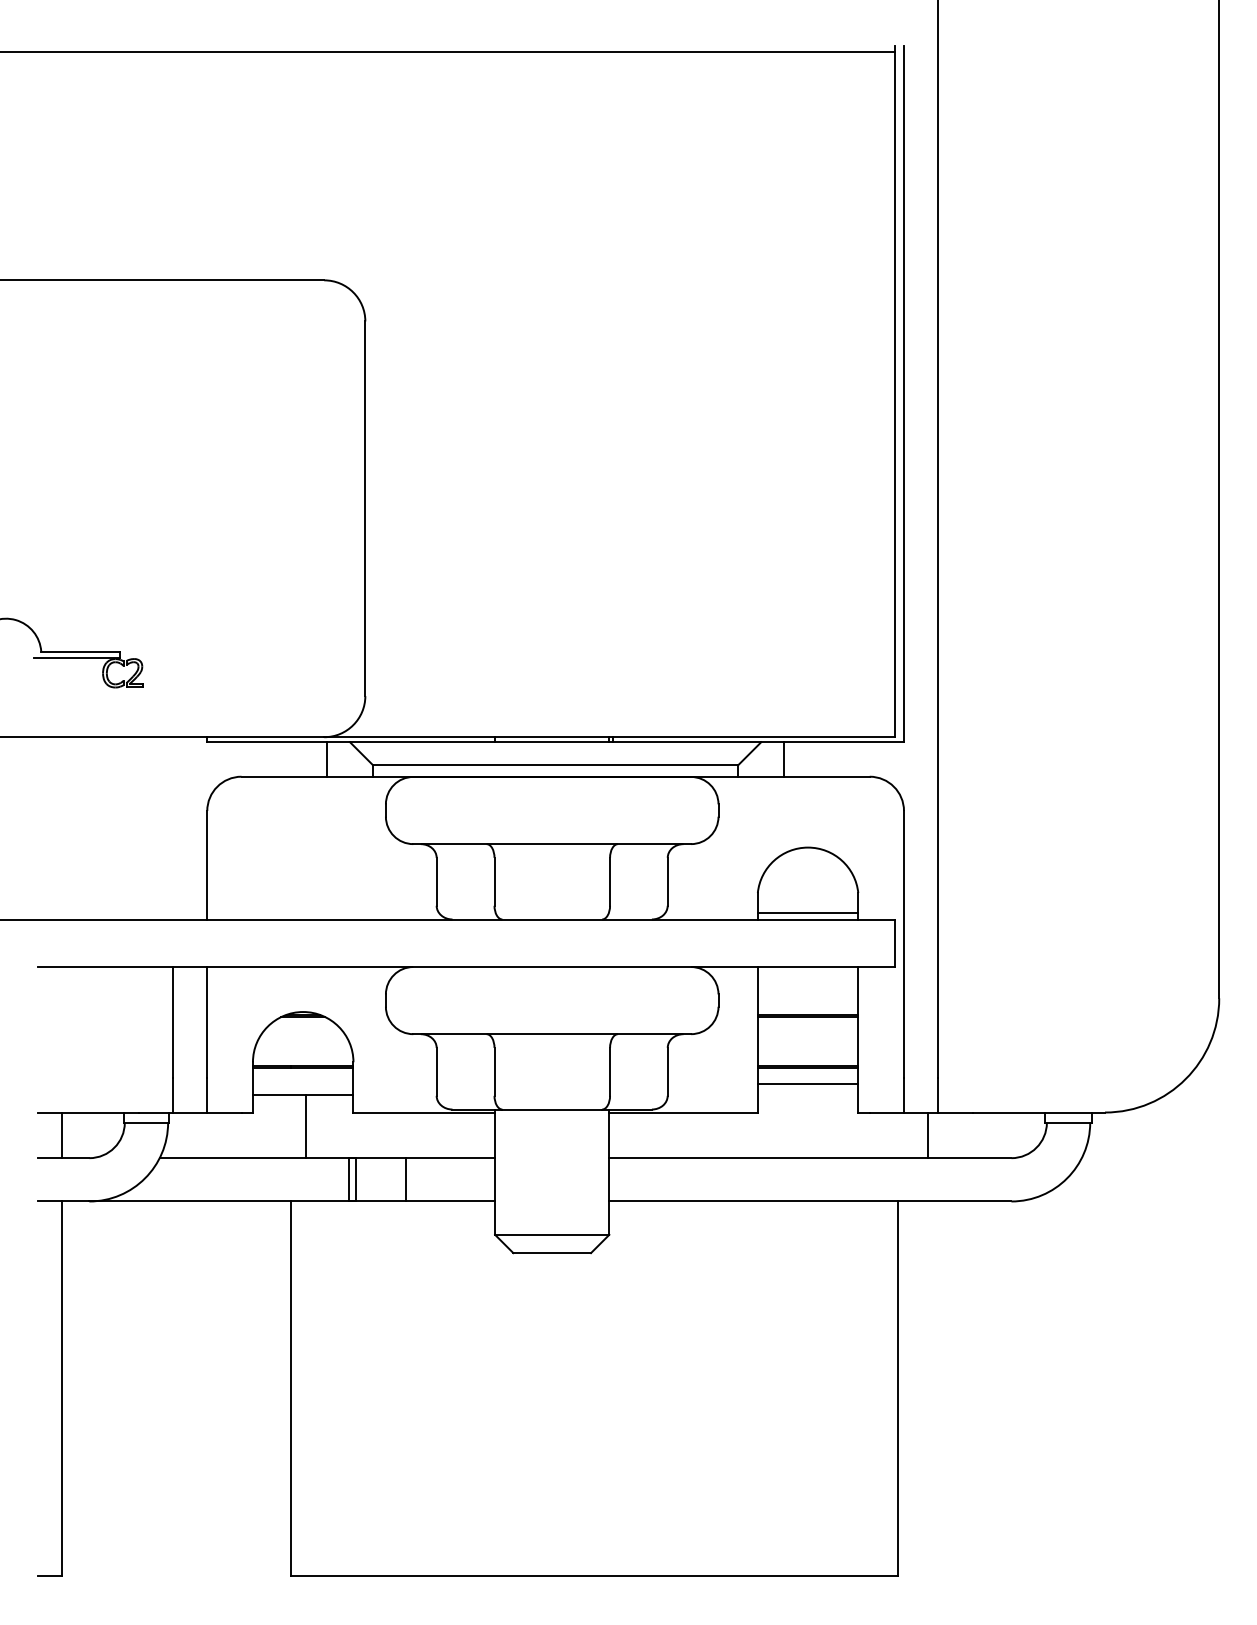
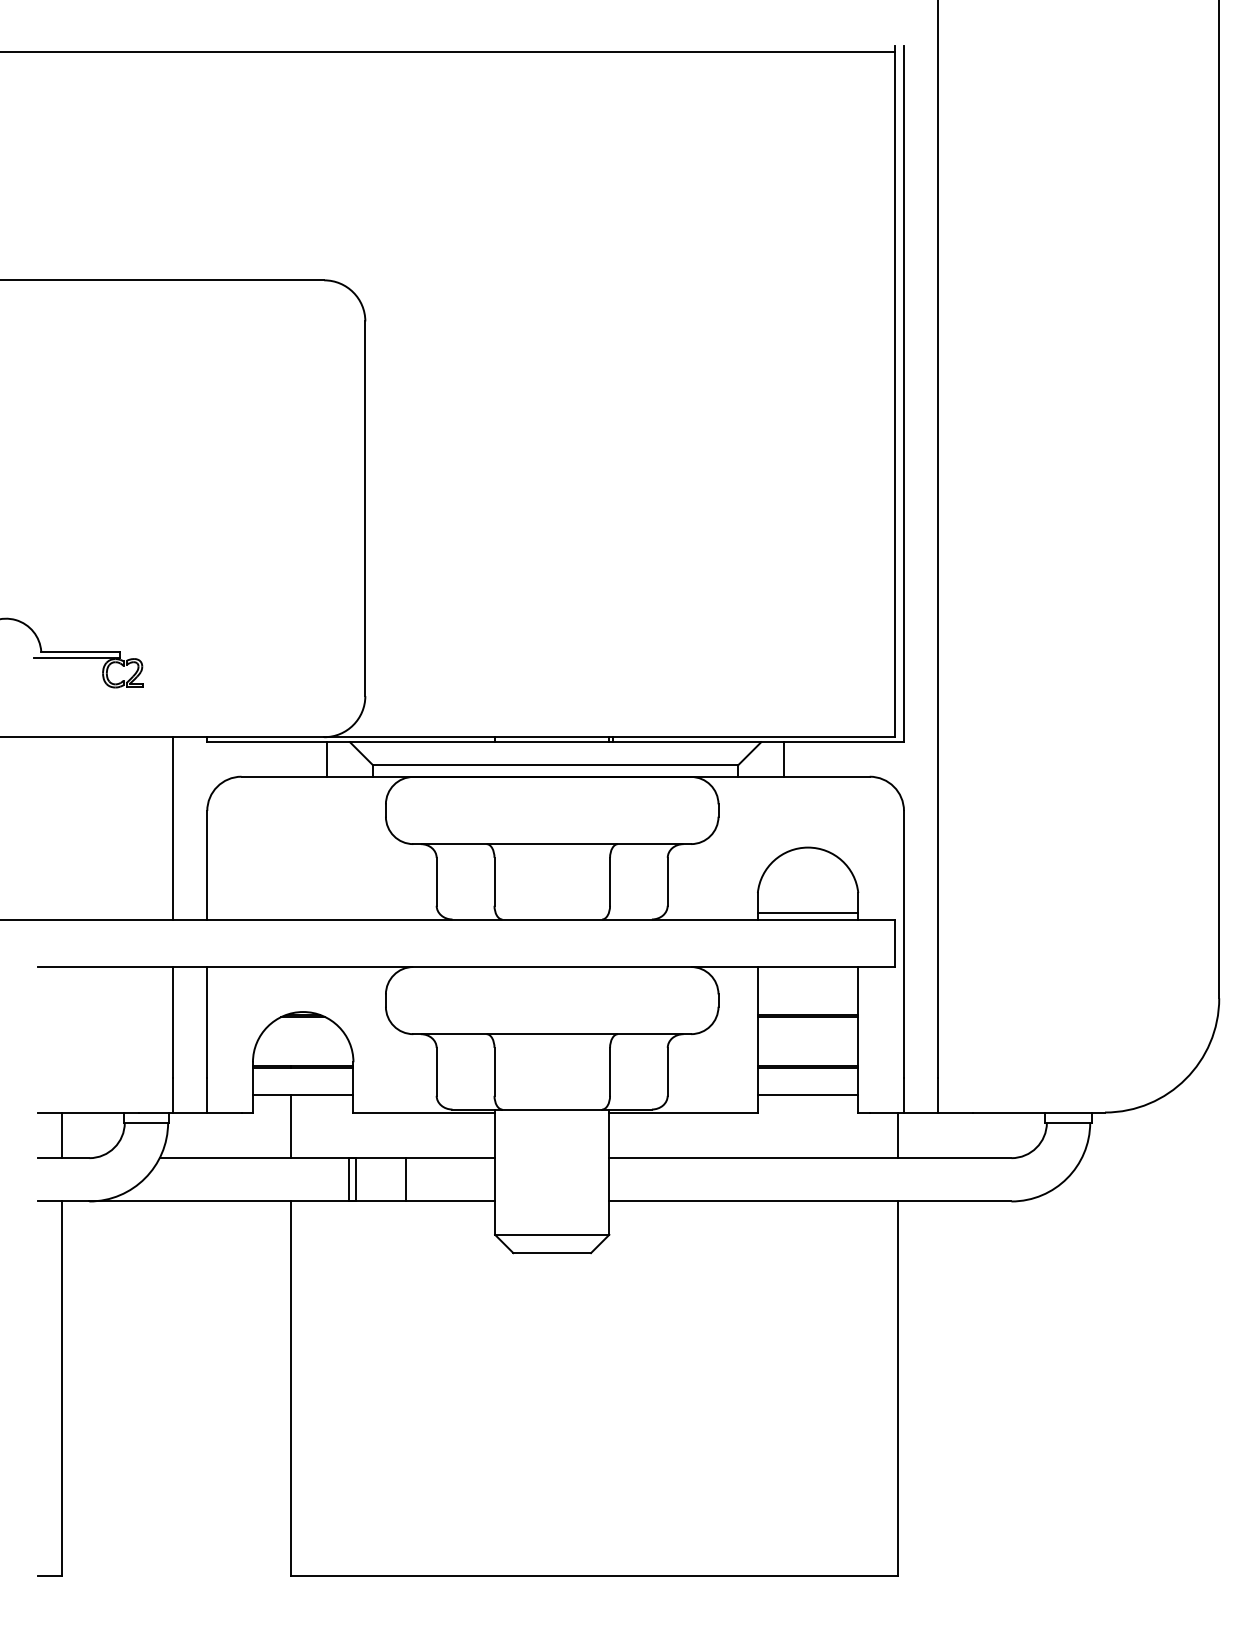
line: none -> present (173, 828)
line position: (807, 1084) -> (807, 1095) (807, 1095)
line position: (305, 1126) -> (290, 1126) (290, 1126)
line position: (928, 1135) -> (898, 1135) (898, 1135)
